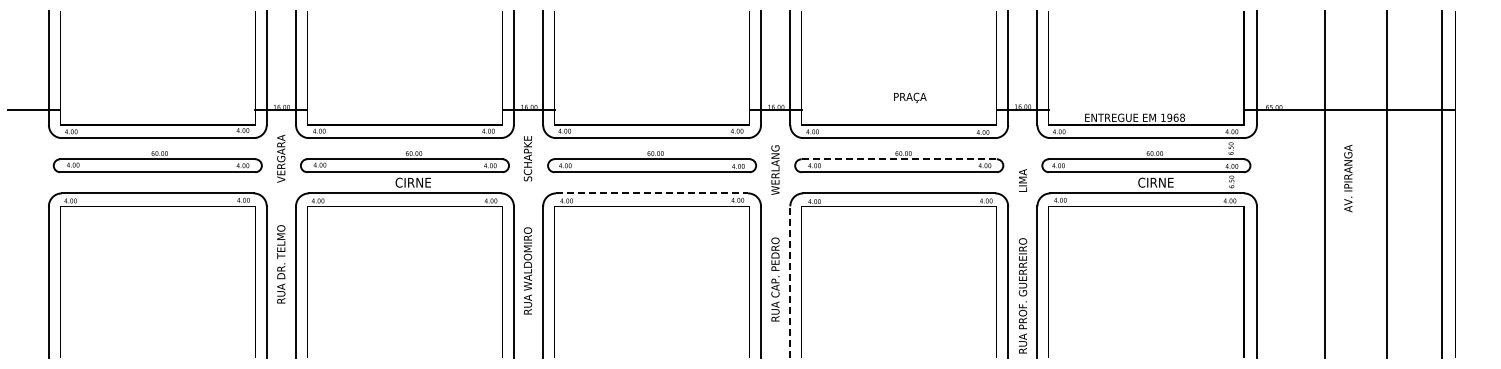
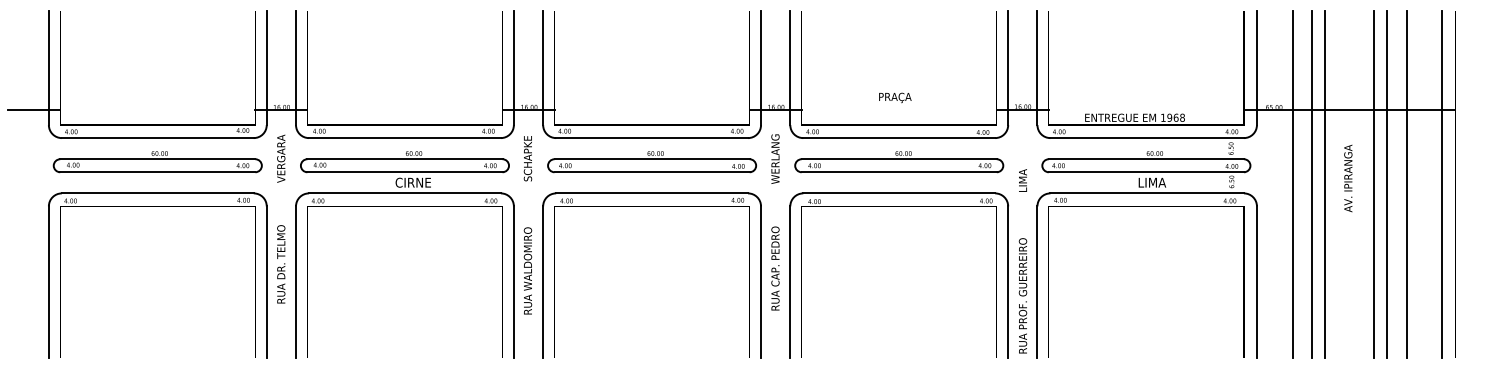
text position: (910, 97) -> (895, 97) (895, 97)
line: dashed -> solid (899, 159)
text: CIRNE -> LIMA (1155, 182)
line: none -> present (1292, 184)
line: none -> present (1312, 184)
line: none -> present (1374, 184)
line: none -> present (1406, 184)
line: dashed -> solid (652, 193)
text position: (775, 233) -> (775, 222) (775, 222)
line: dashed -> solid (790, 282)
